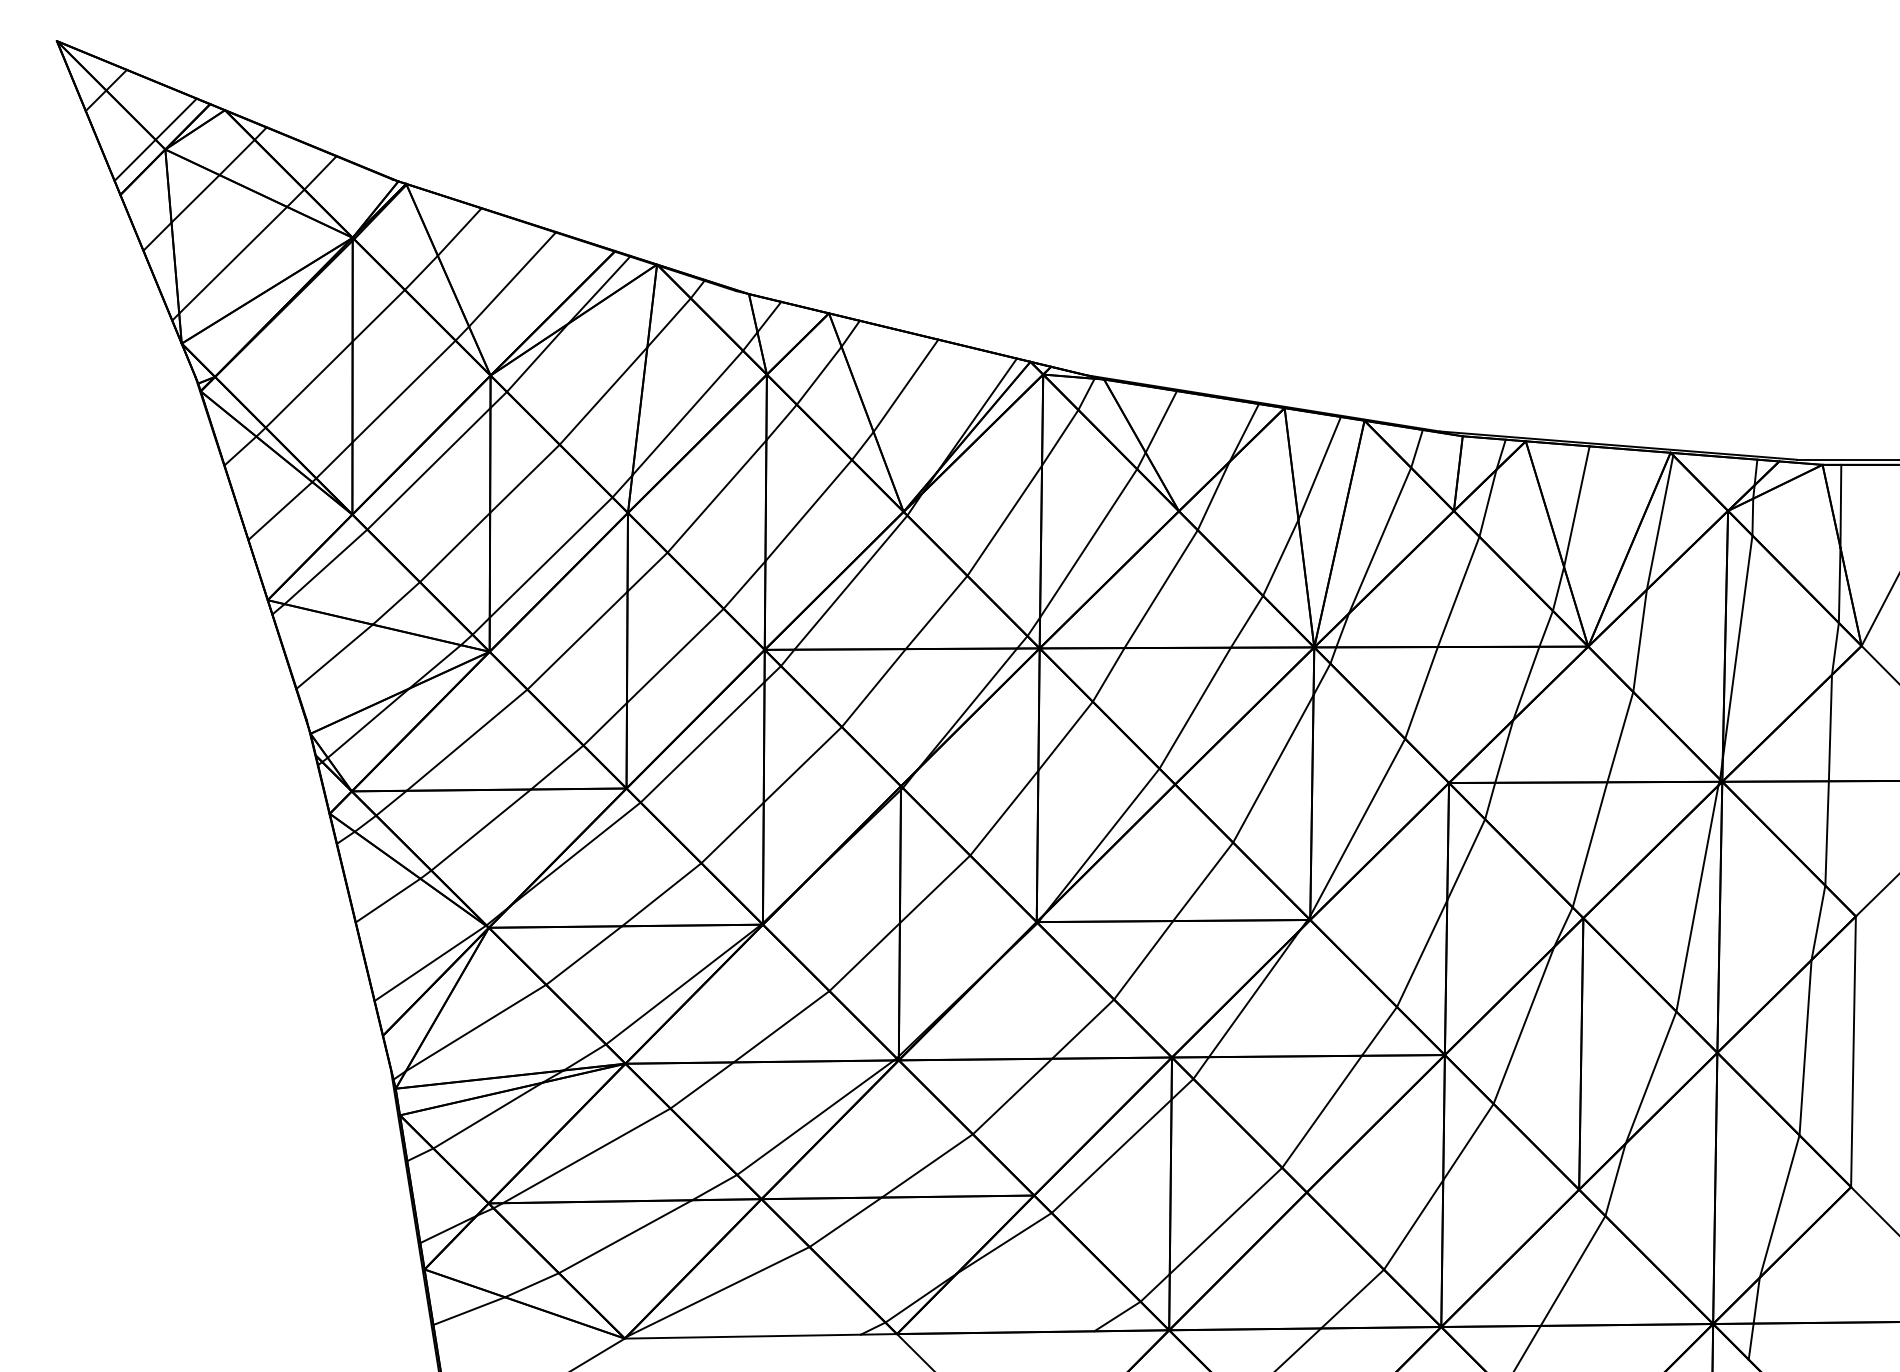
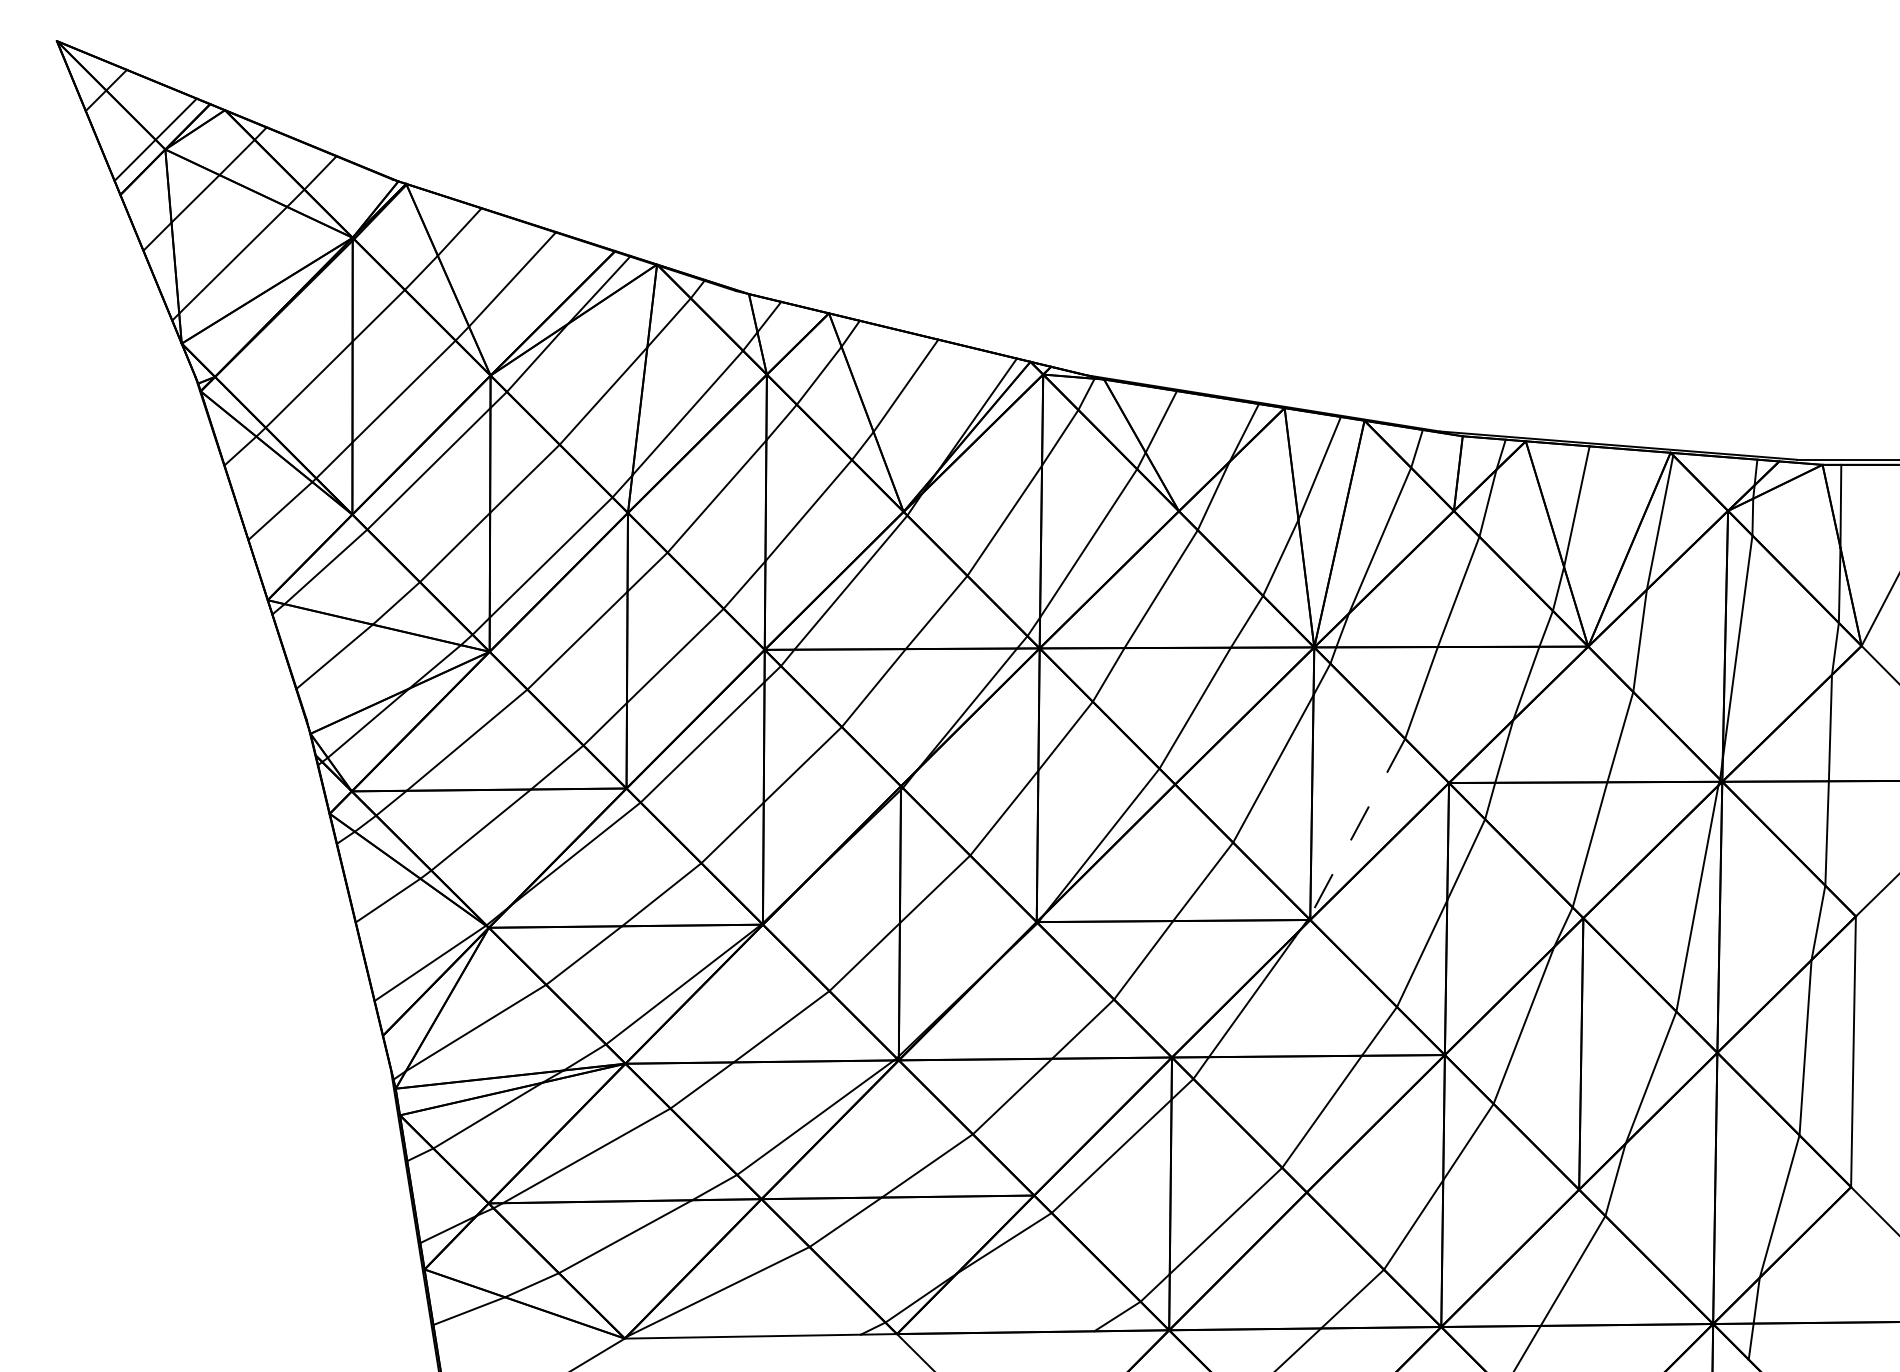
line: solid -> dashed (1357, 827)
